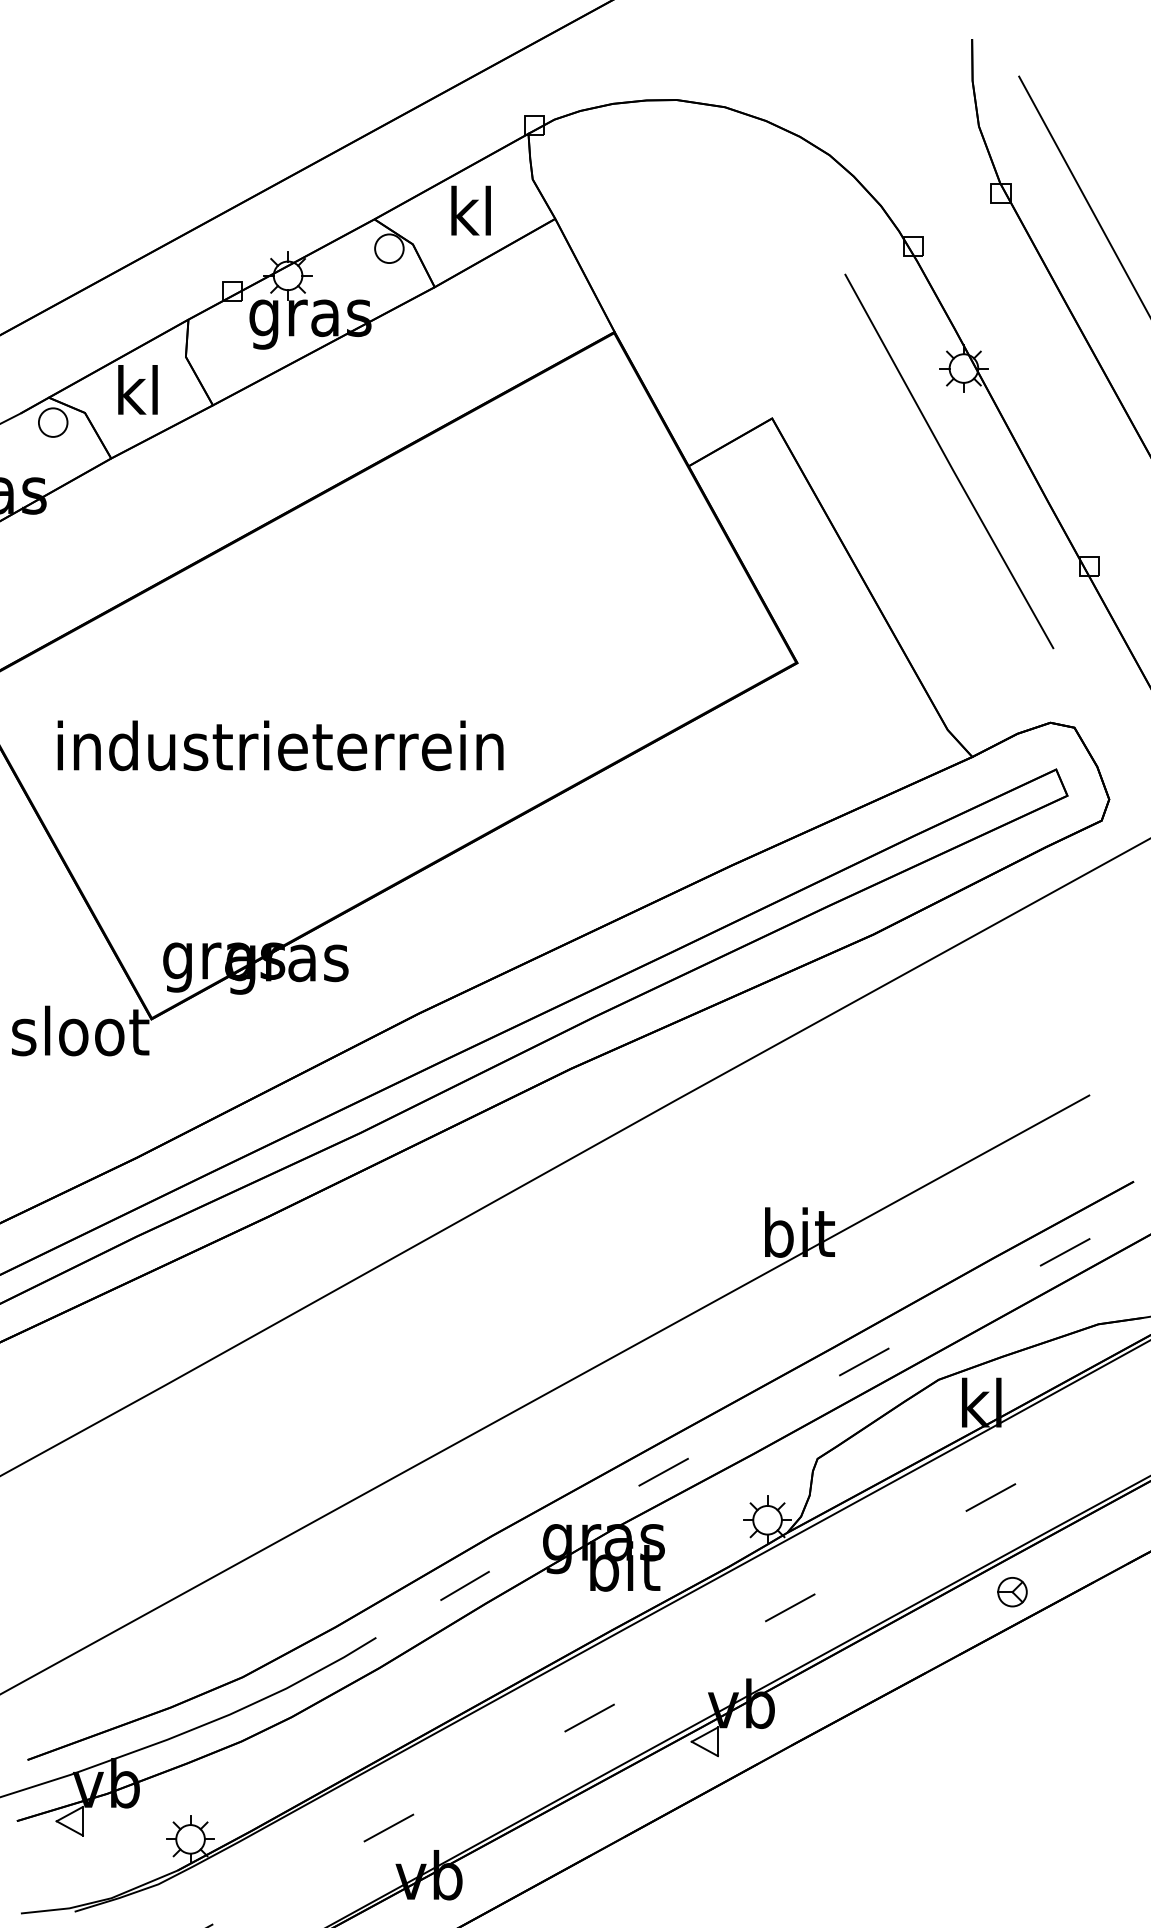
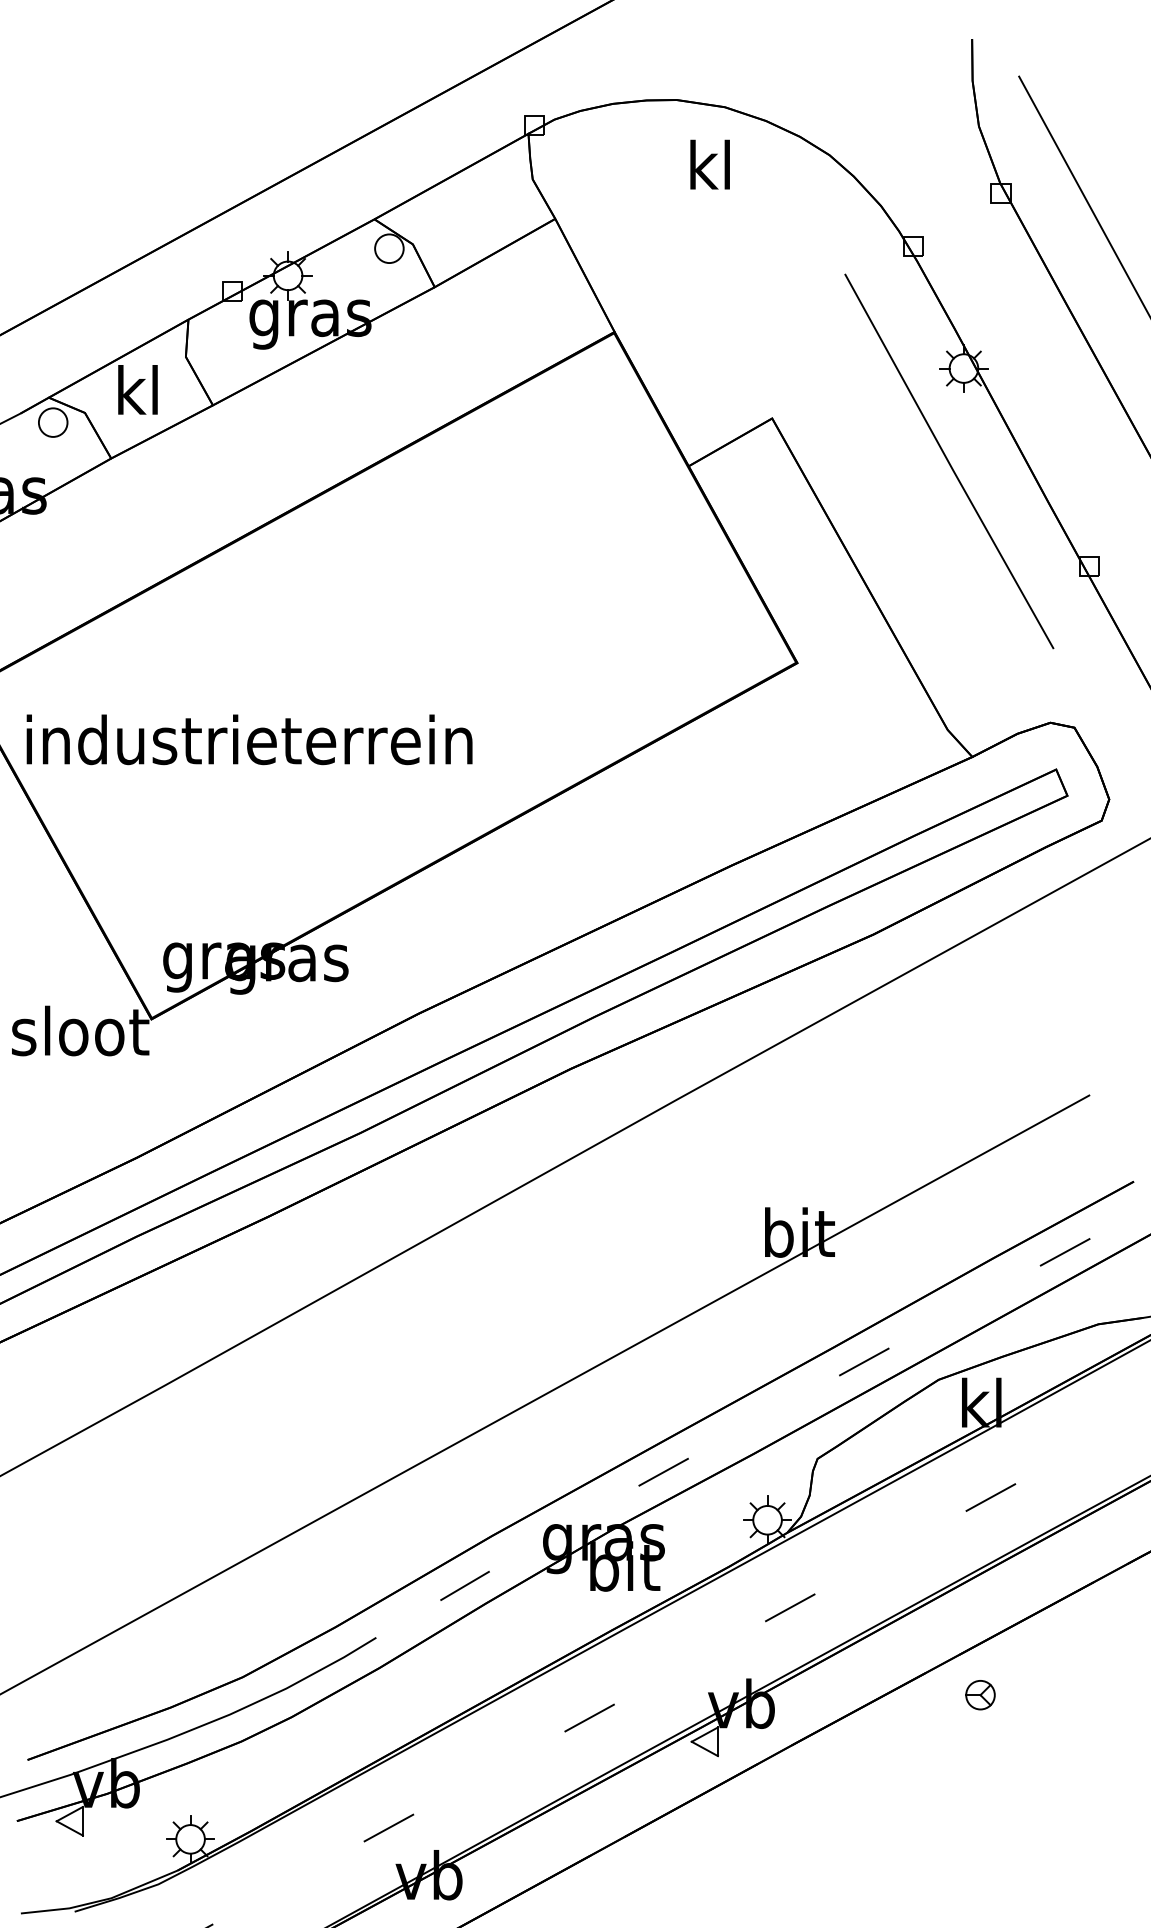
text position: (470, 210) -> (709, 164) (709, 164)
text position: (280, 745) -> (249, 739) (249, 739)
part position: (1012, 1592) -> (980, 1695) (980, 1695)
